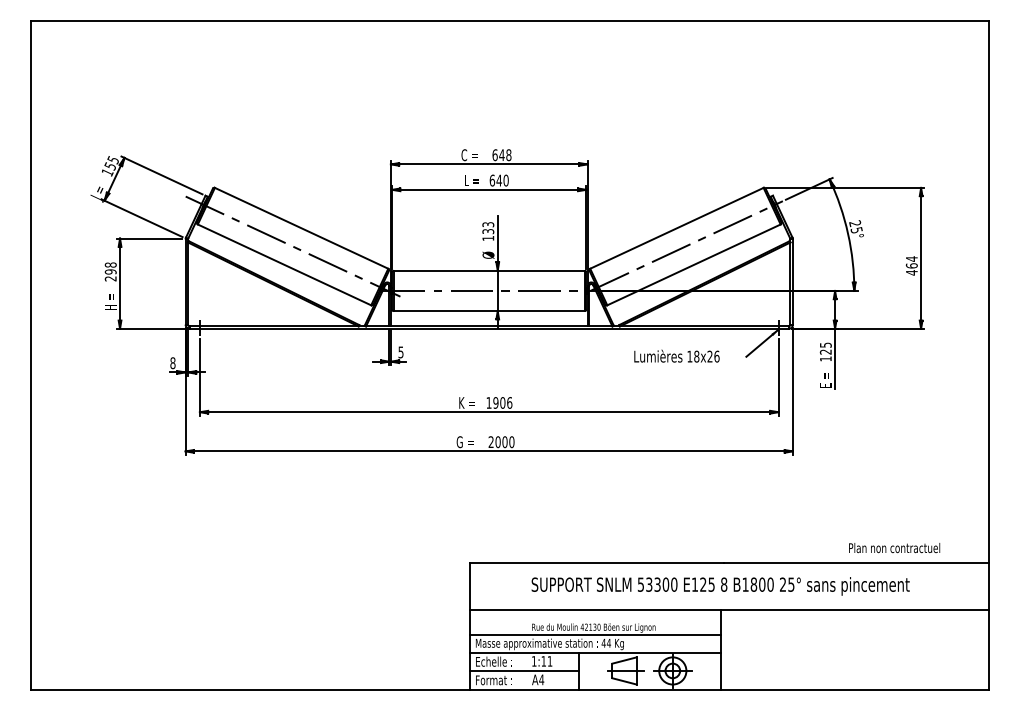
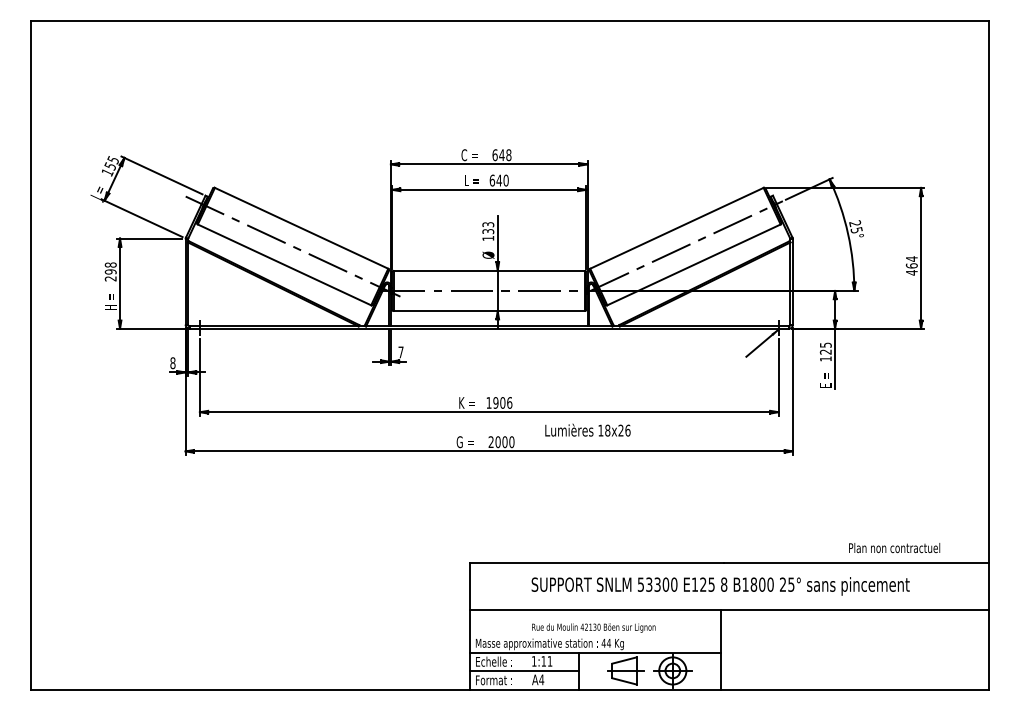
text: 5 -> 7 (400, 352)
text position: (676, 355) -> (587, 429) (587, 429)
line: present -> none (595, 634)
